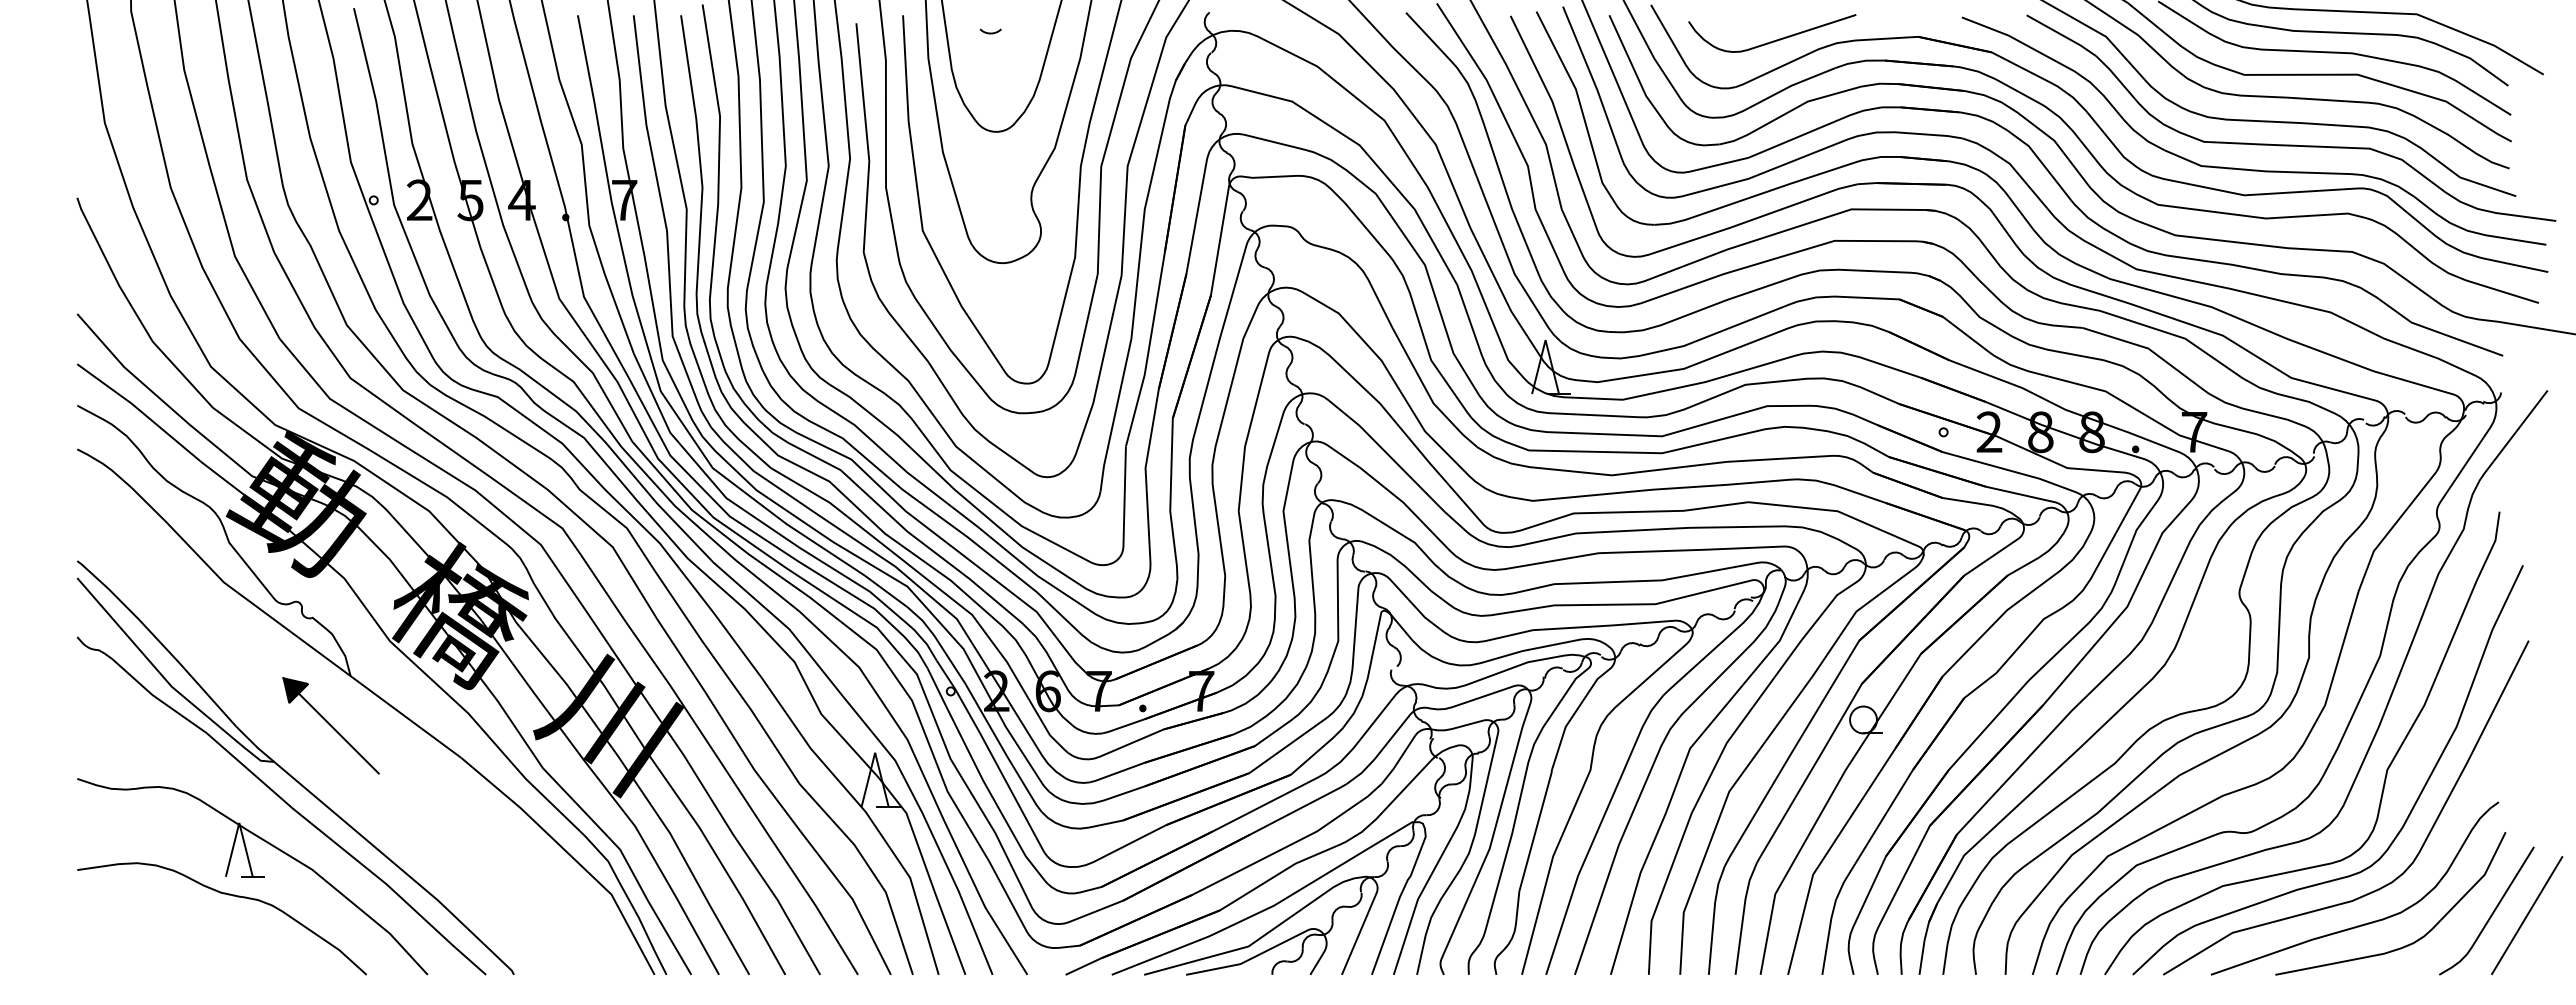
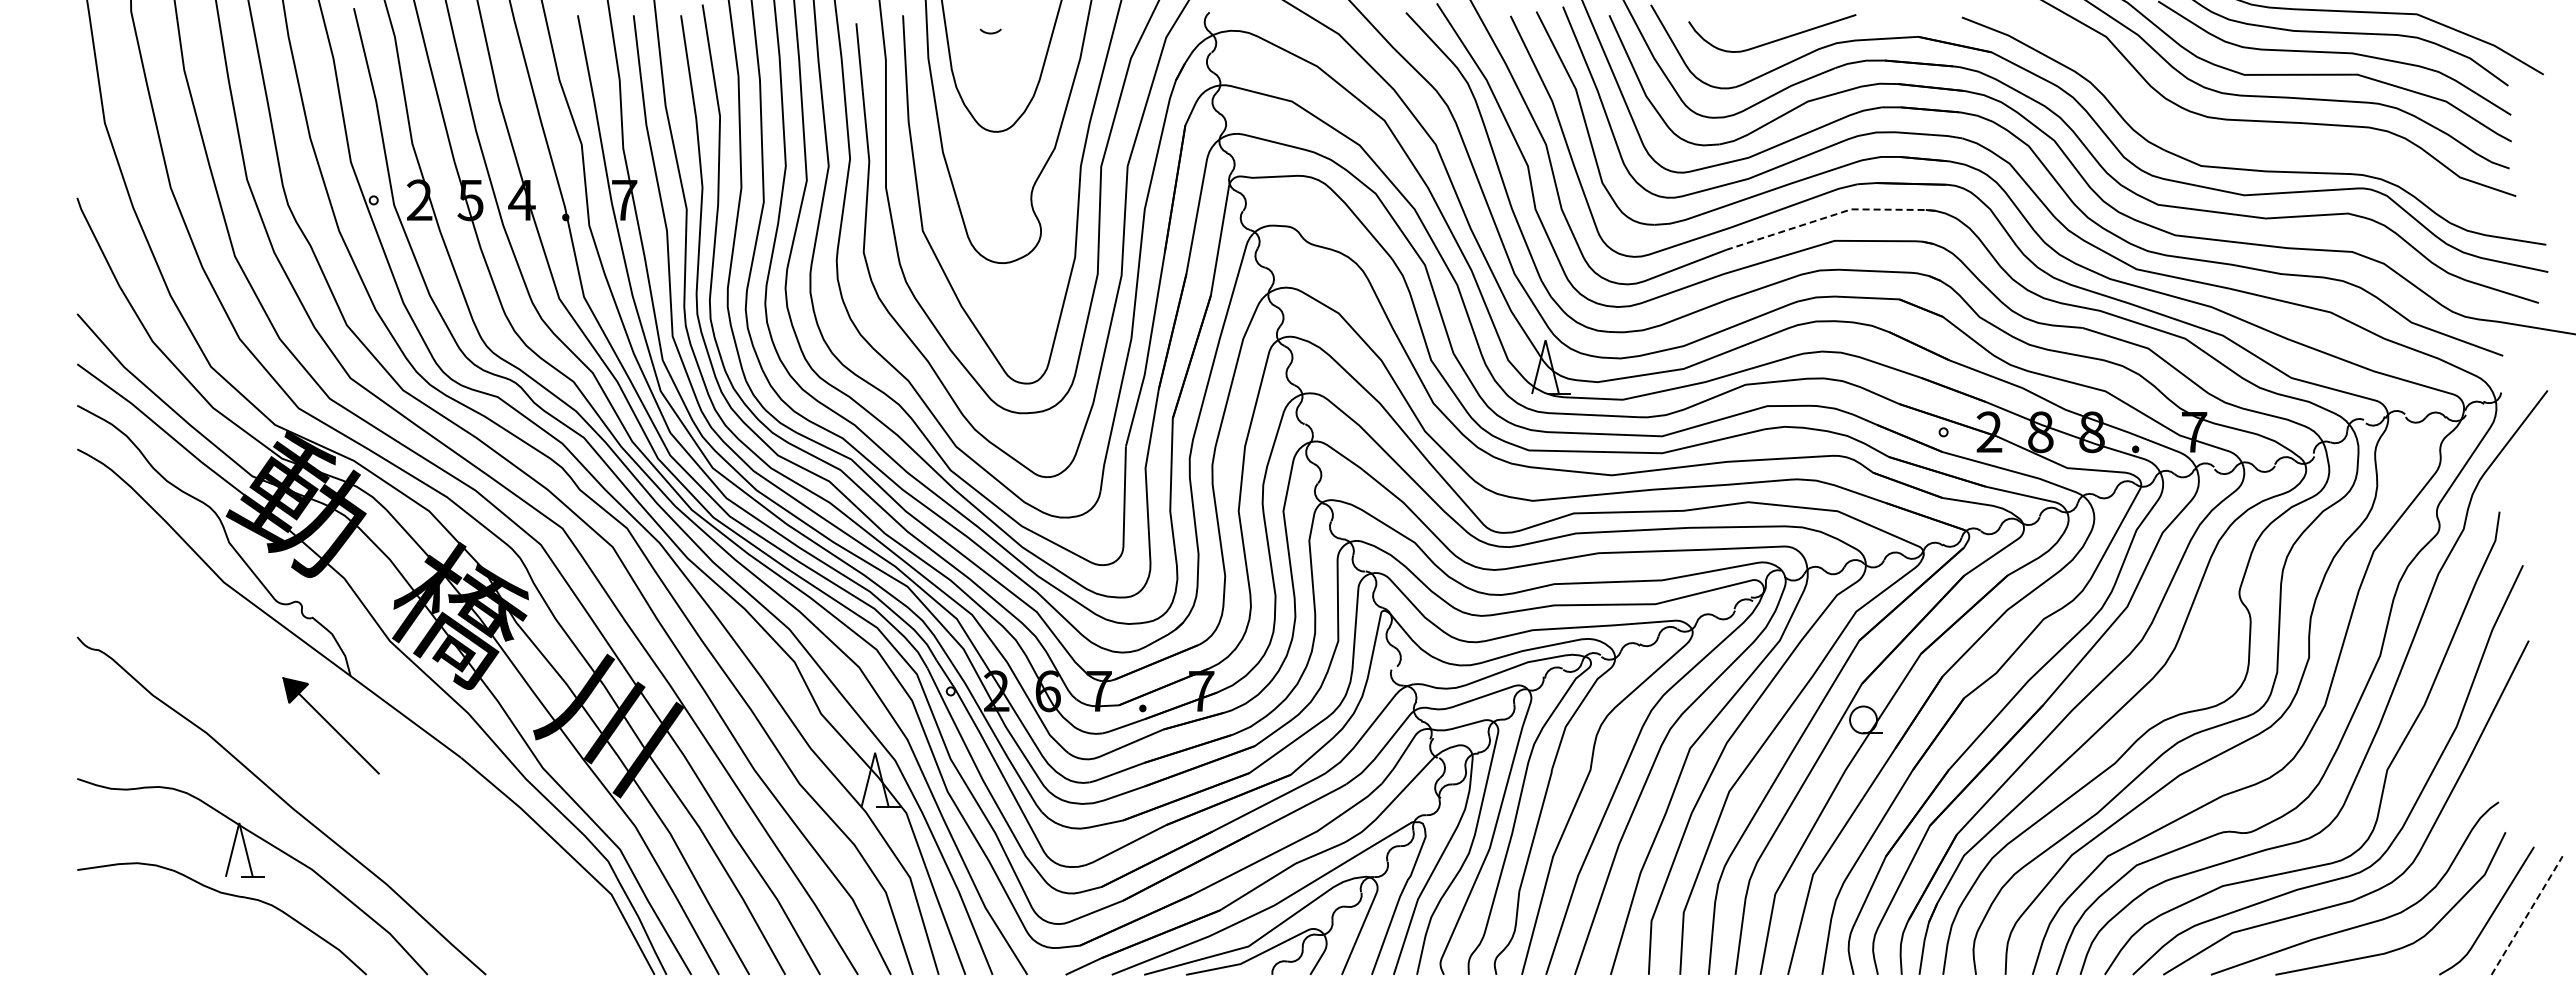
part: present -> none (2291, 144)
line: solid -> dashed (1830, 216)
part: present -> none (289, 773)
line: solid -> dashed (2527, 915)
